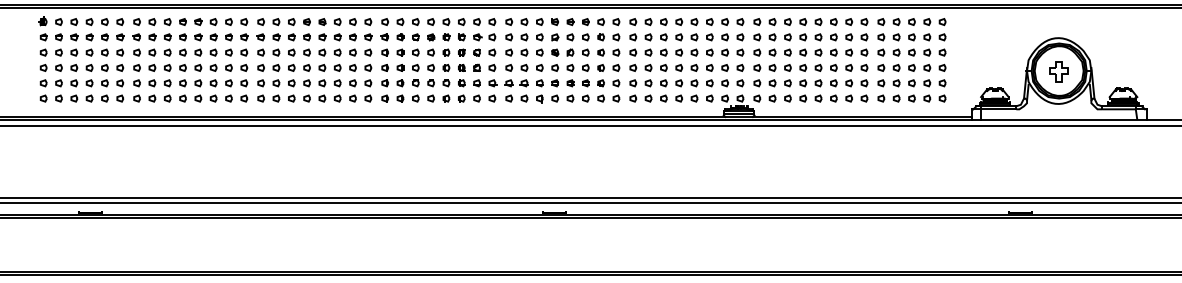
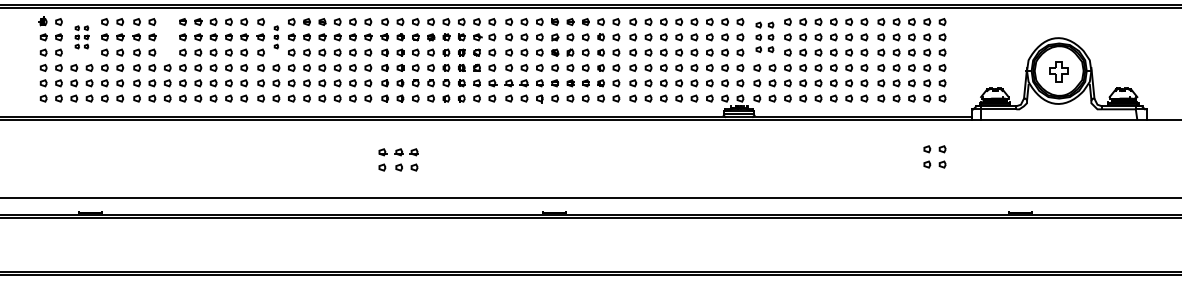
part size: 24x39 px -> 16x25 px (81, 37)
part: present -> none (167, 37)
part size: 9x39 px -> 6x25 px (275, 37)
part size: 24x39 px -> 20x32 px (764, 36)
line: present -> none (590, 126)
part: none -> present (934, 156)
part: none -> present (398, 159)
line: present -> none (590, 202)
